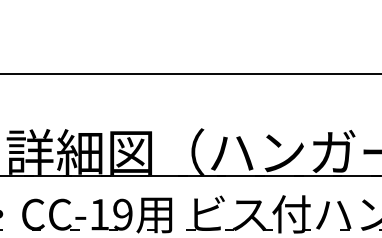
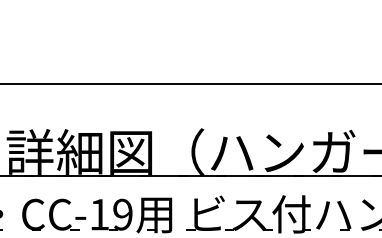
line position: (190, 73) -> (190, 83) (190, 83)
